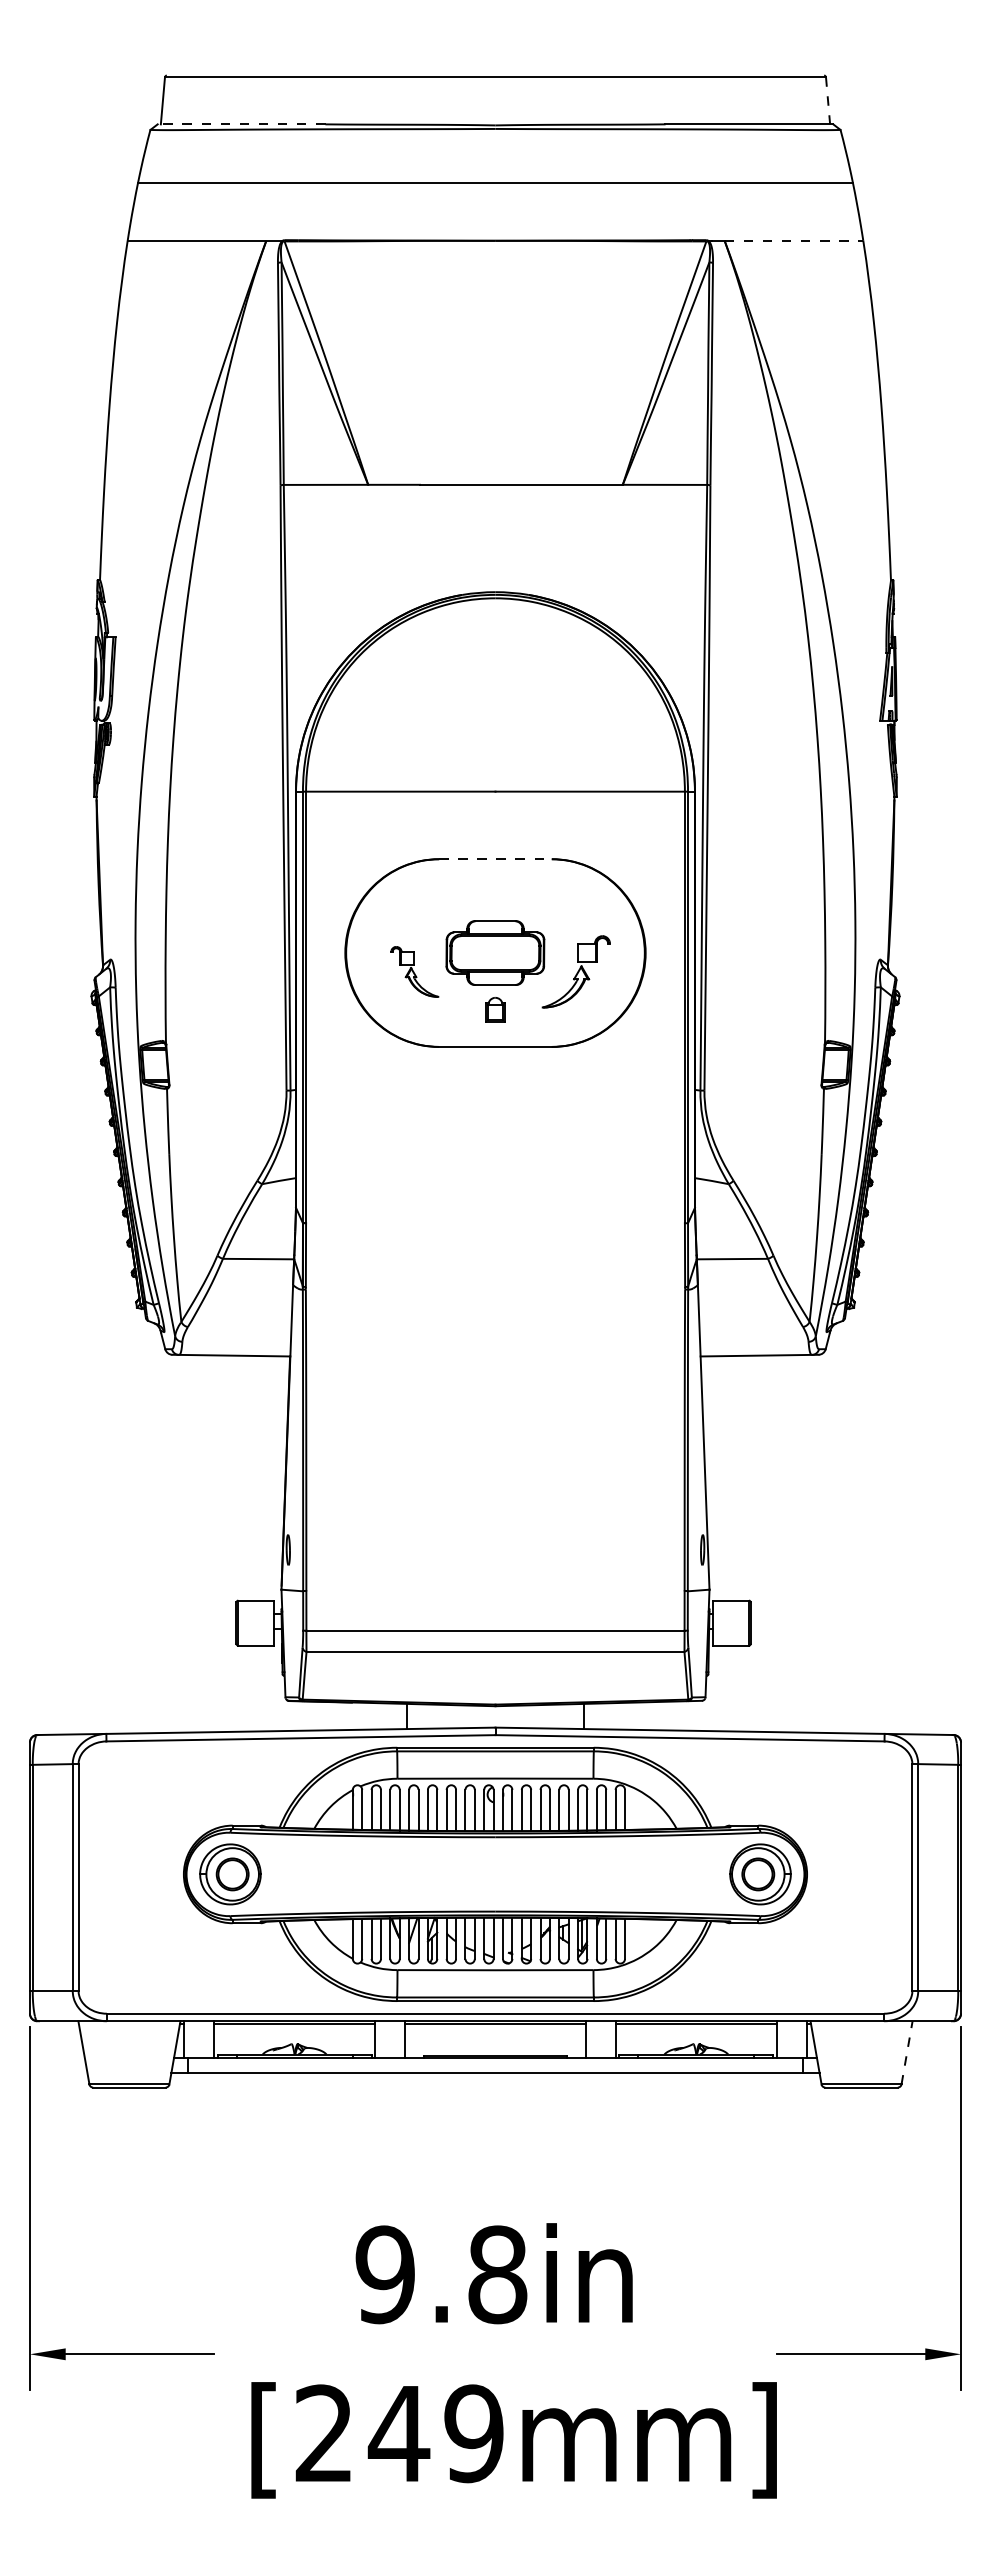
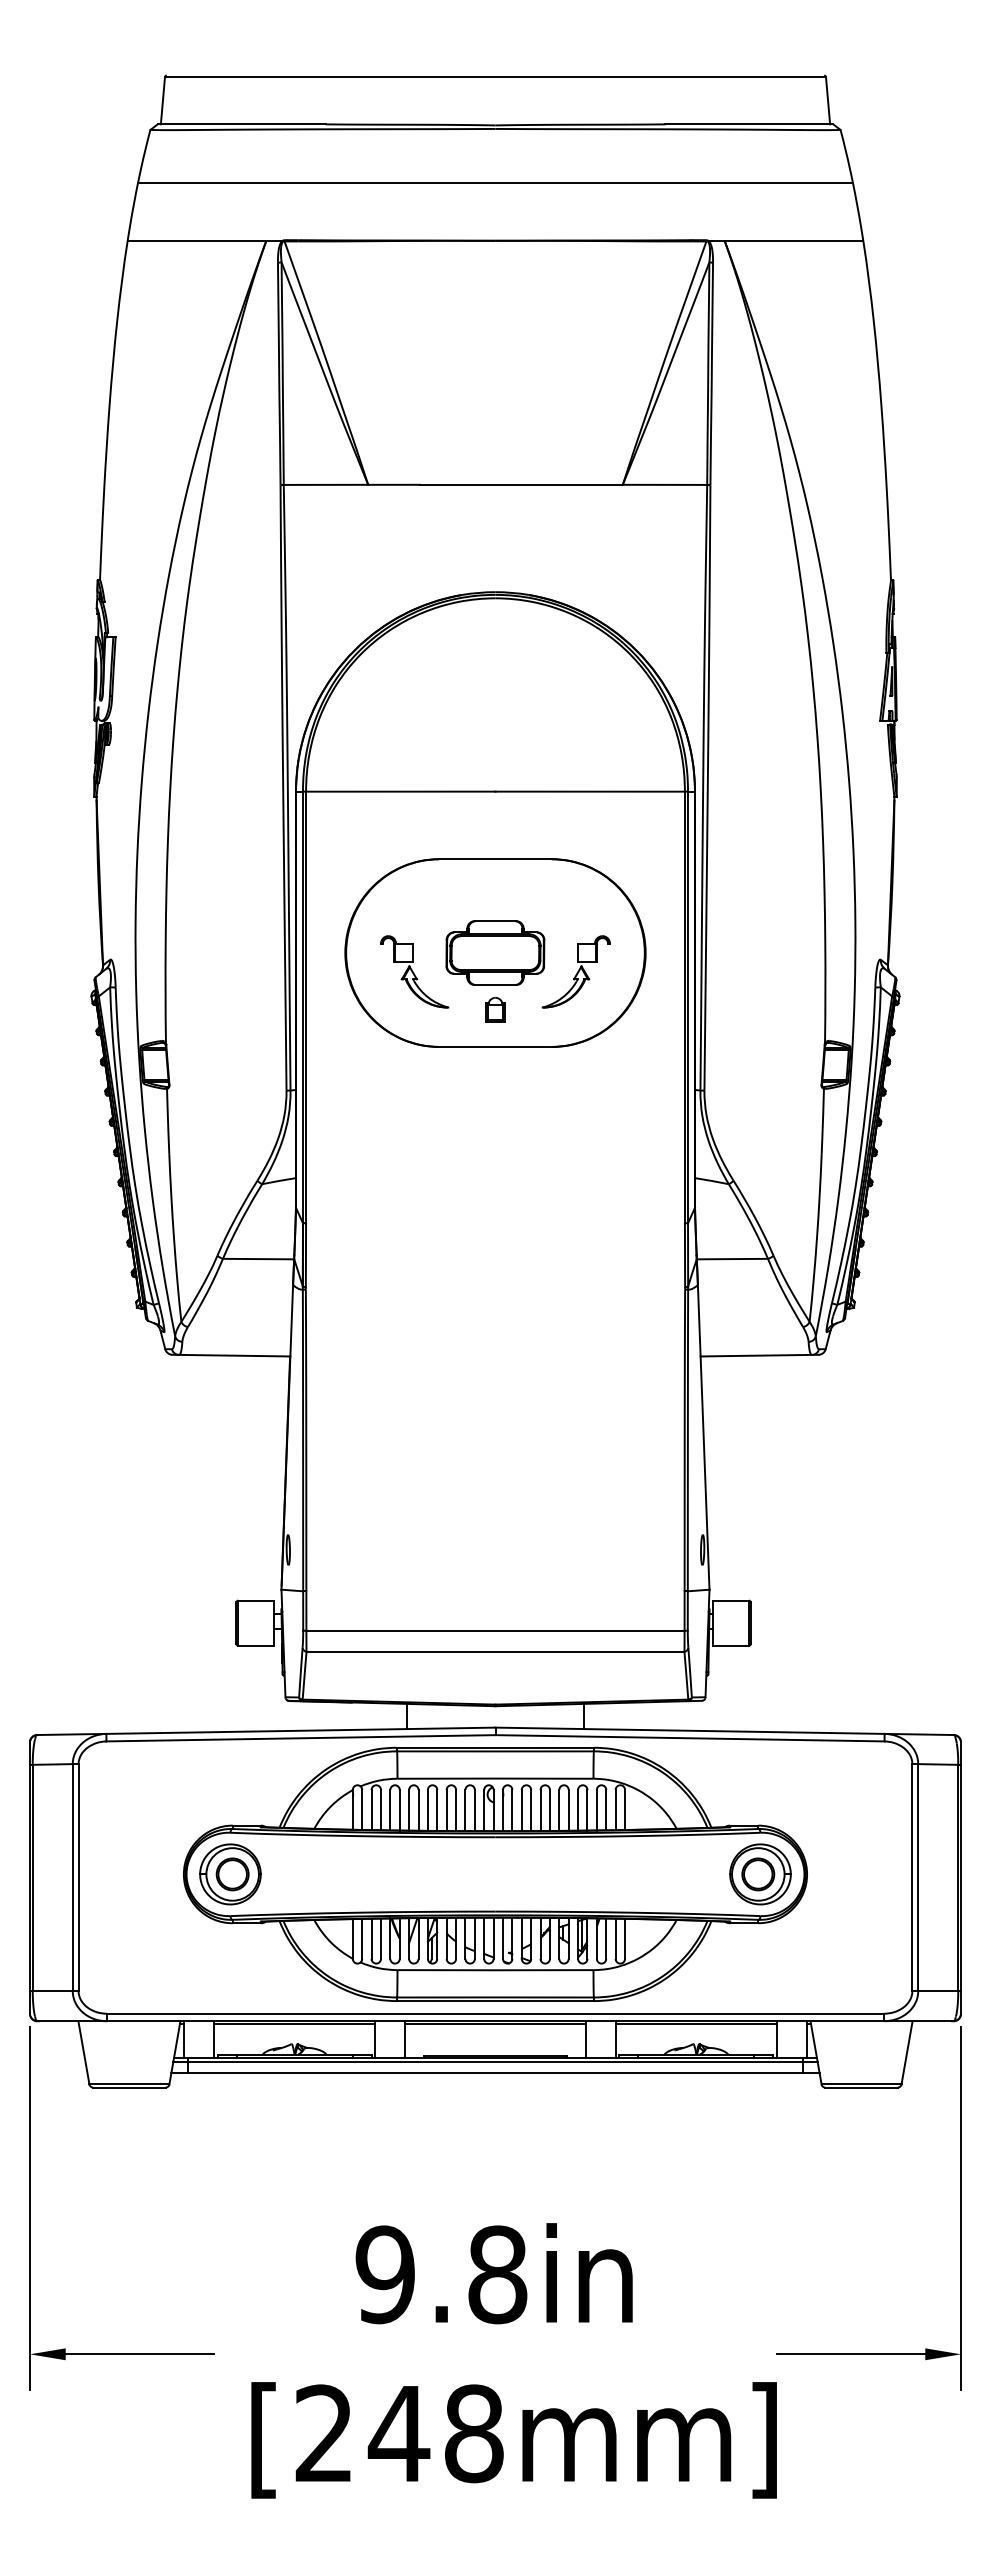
line: dashed -> solid (828, 100)
line: dashed -> solid (241, 124)
line: dashed -> solid (794, 240)
line: dashed -> solid (495, 859)
part size: 50x52 px -> 70x74 px (414, 971)
line: dashed -> solid (907, 2052)
line: none -> present (495, 2062)
text: [249mm] -> [248mm] (473, 2433)
